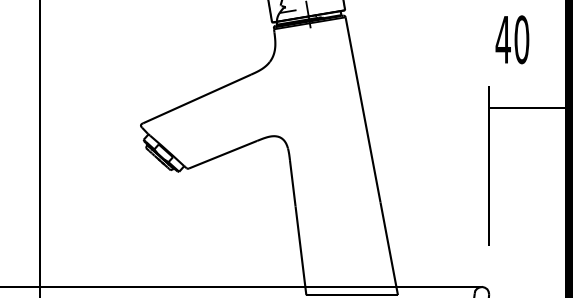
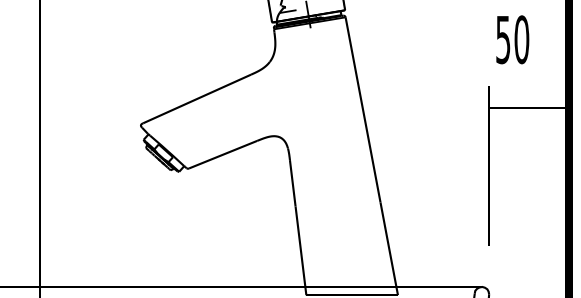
text: 40 -> 50 (502, 40)
